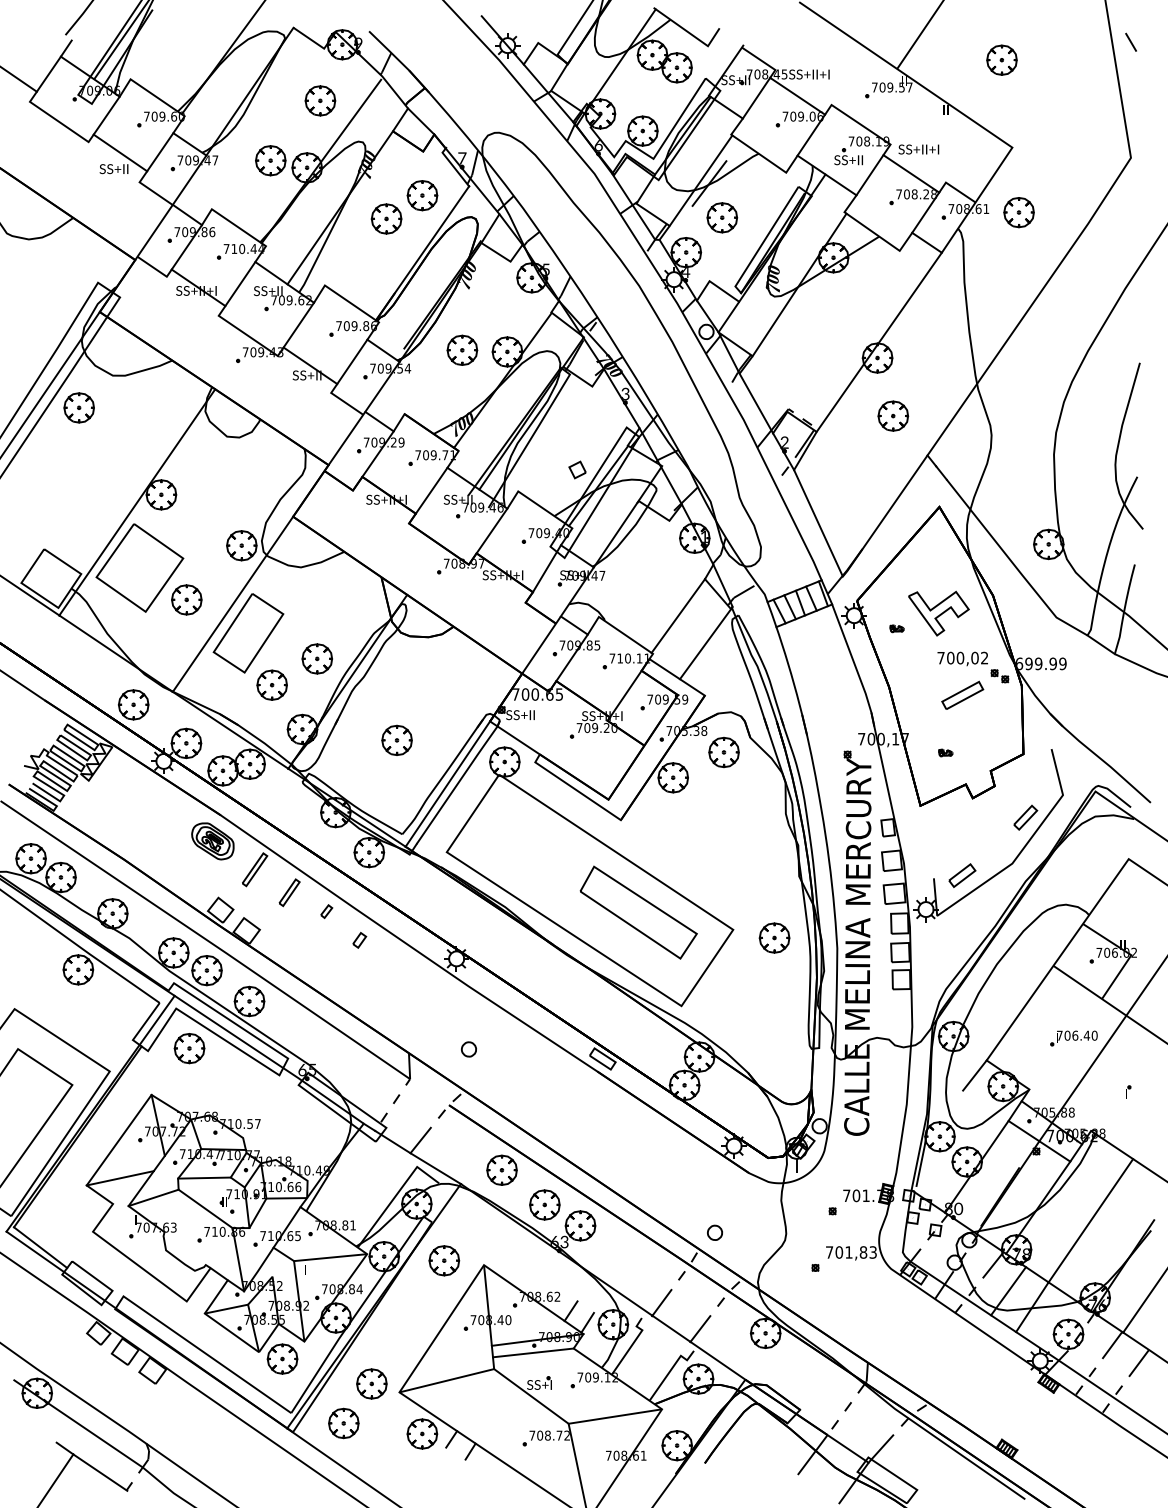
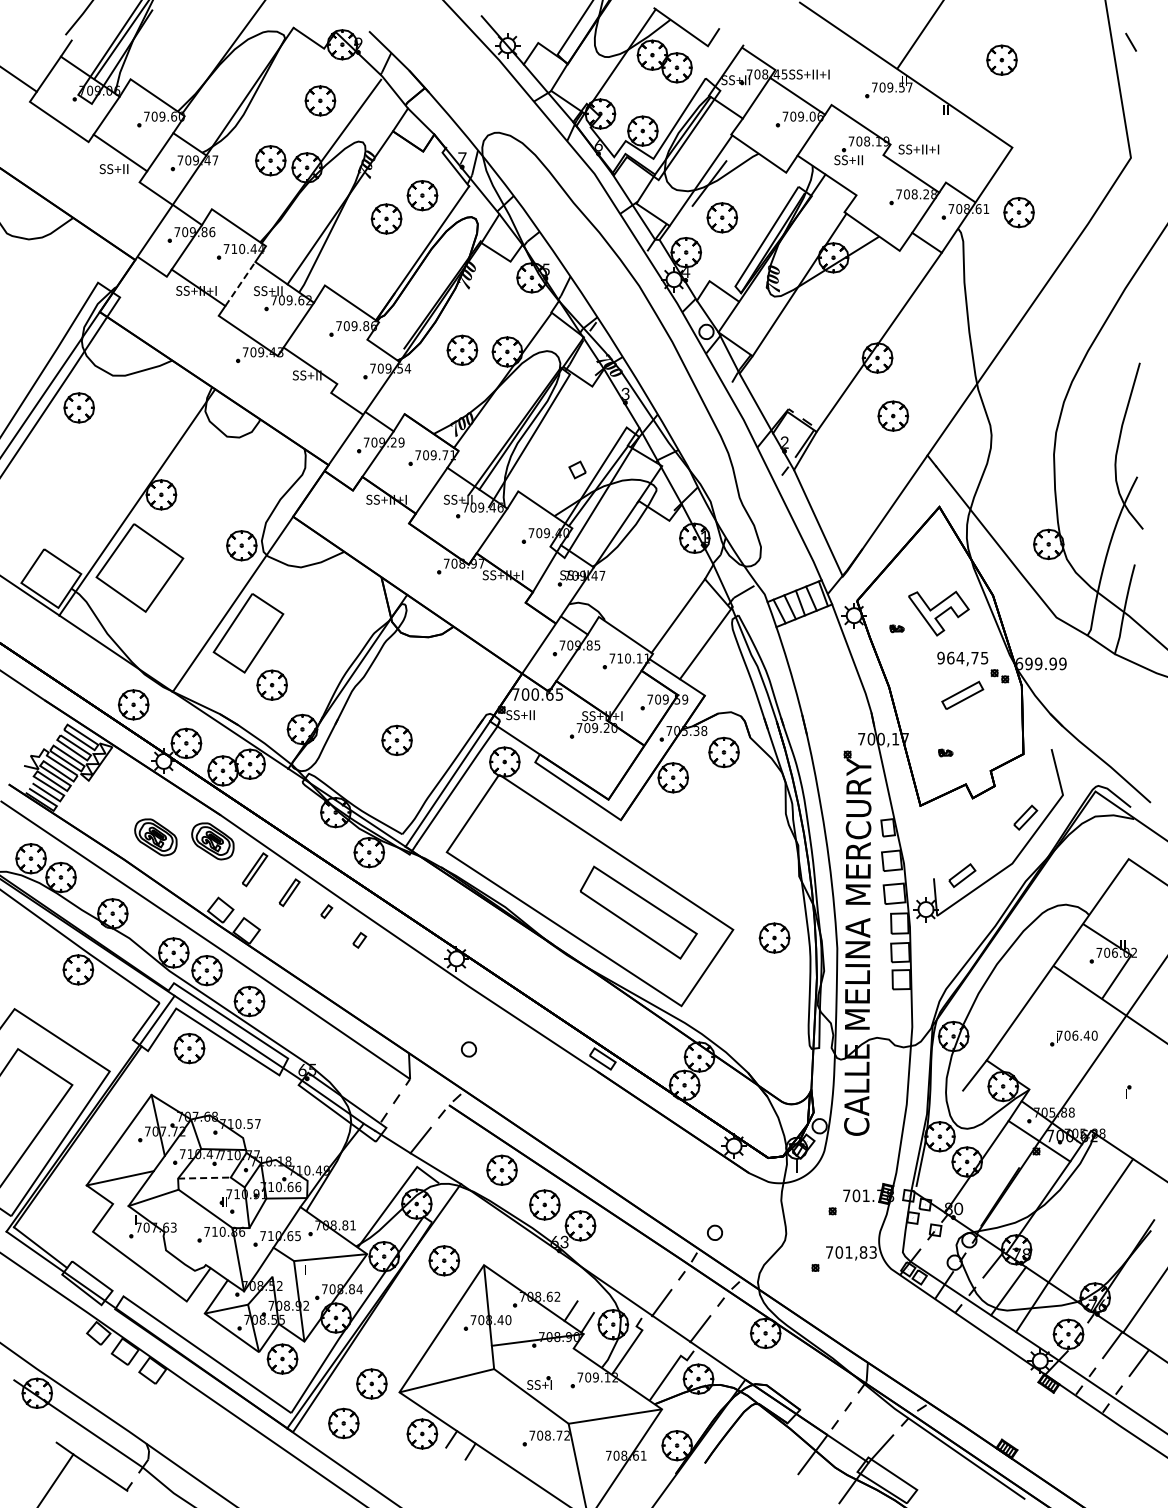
line: present -> none (869, 175)
line: solid -> dashed (240, 284)
line: present -> none (352, 361)
part: present -> none (186, 599)
text: 700,02 -> 964,75 (962, 657)
part: present -> none (316, 658)
part: none -> present (155, 837)
line: solid -> dashed (204, 1178)
line: present -> none (533, 1352)
